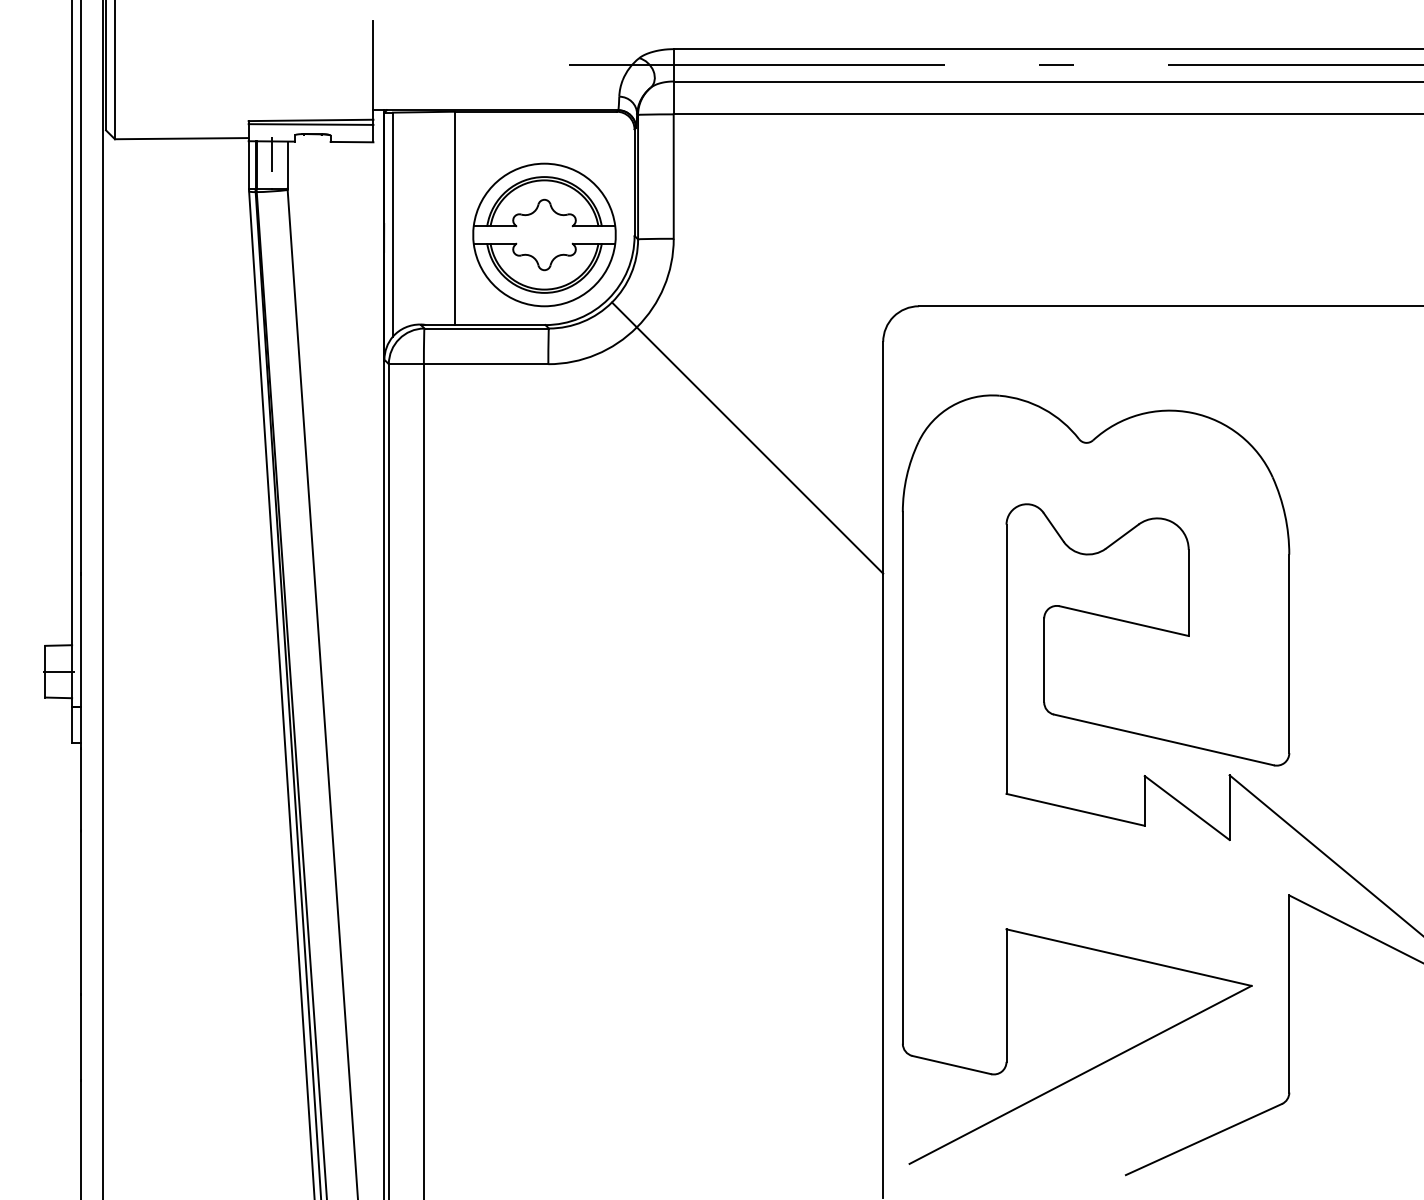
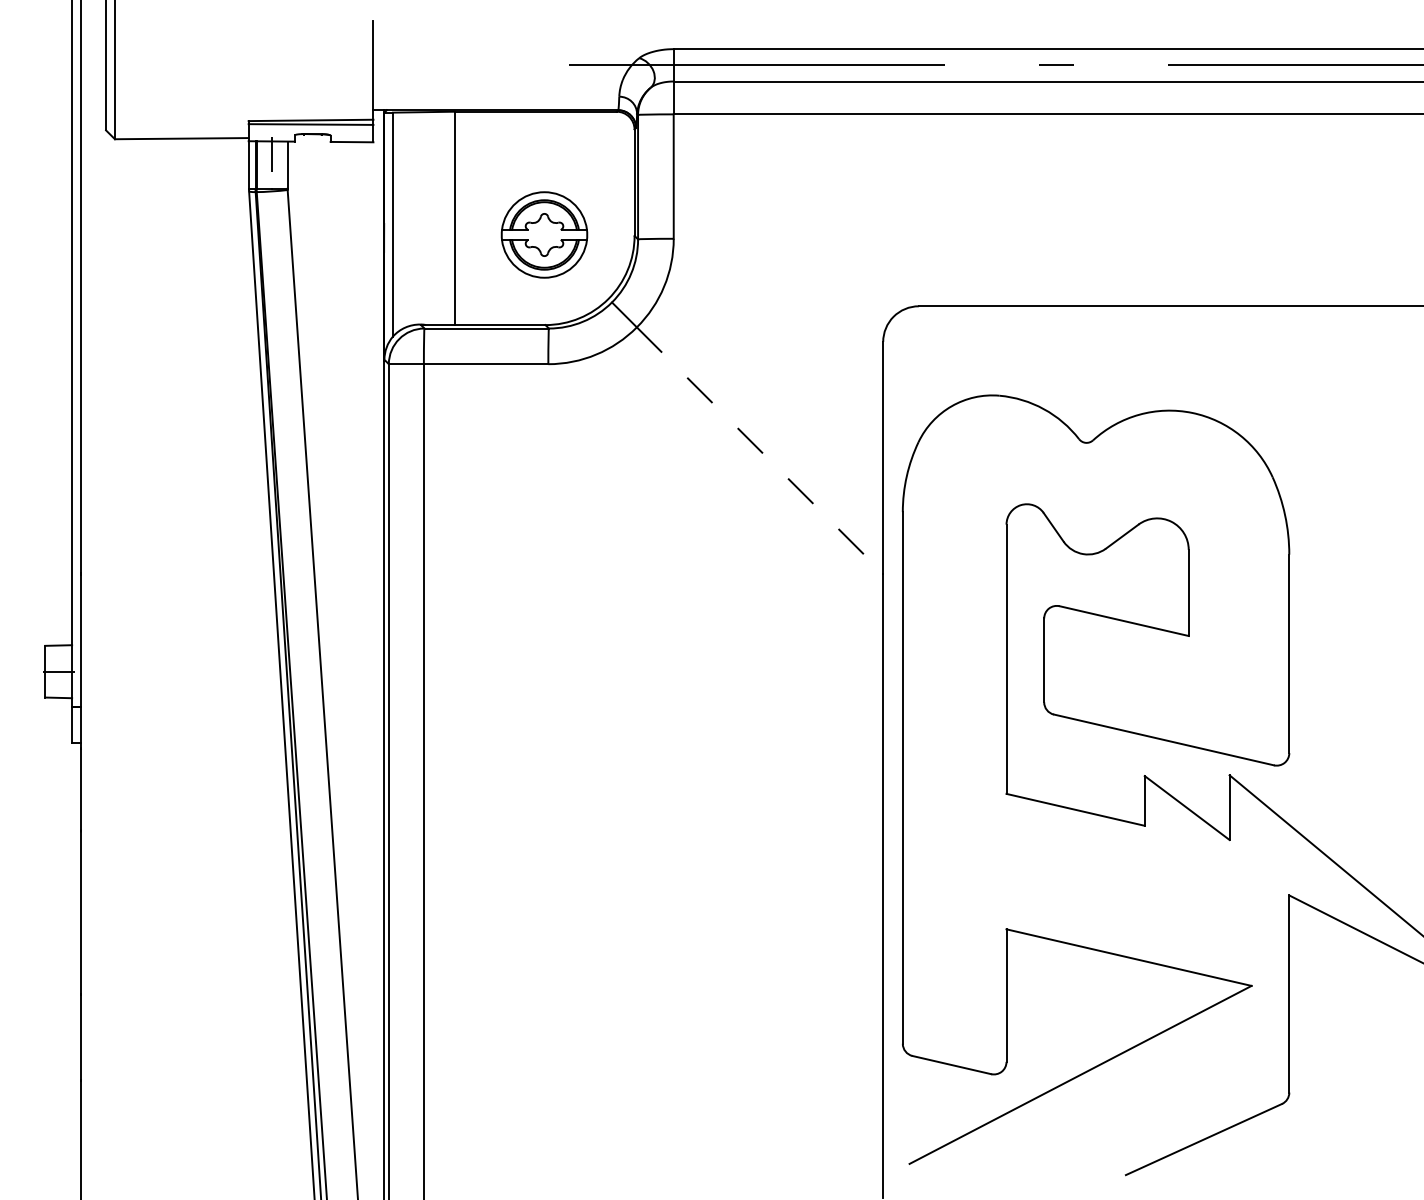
part size: 145x146 px -> 89x88 px (544, 234)
line: solid -> dashed (760, 450)
line: present -> none (102, 599)
